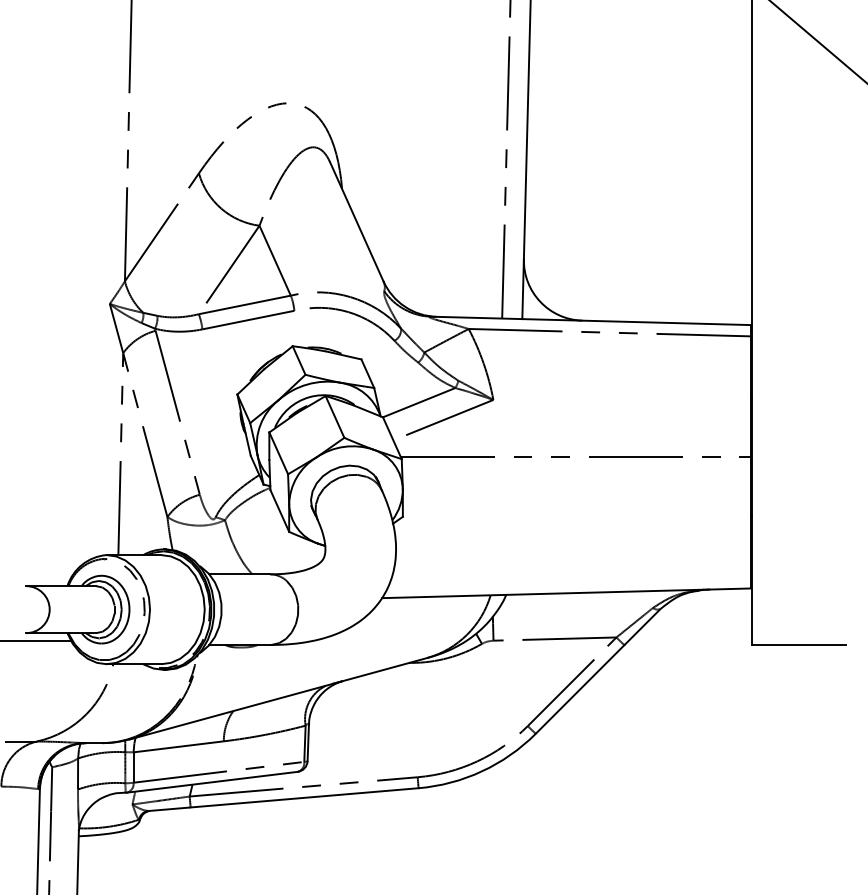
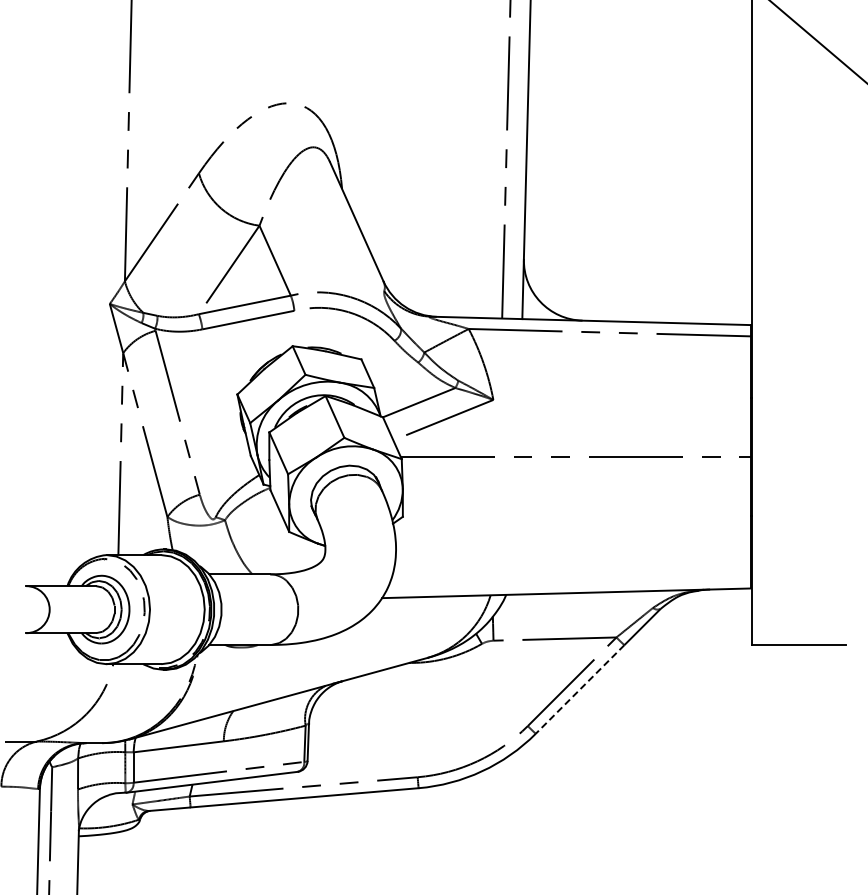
line: present -> none (36, 640)
line: solid -> dashed (580, 689)
